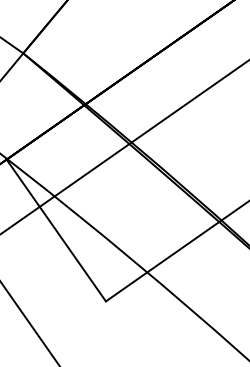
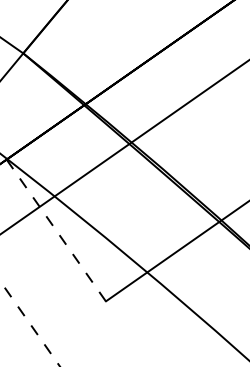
line: solid -> dashed (56, 230)
line: solid -> dashed (30, 324)
